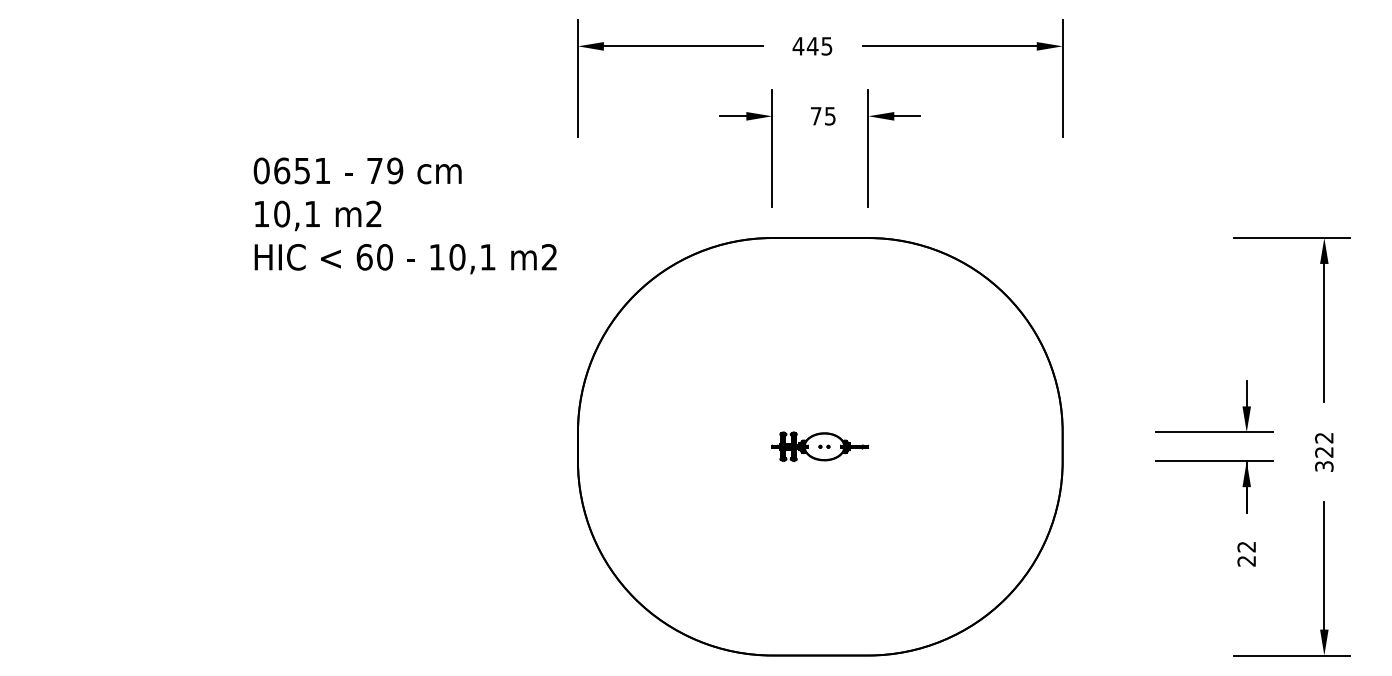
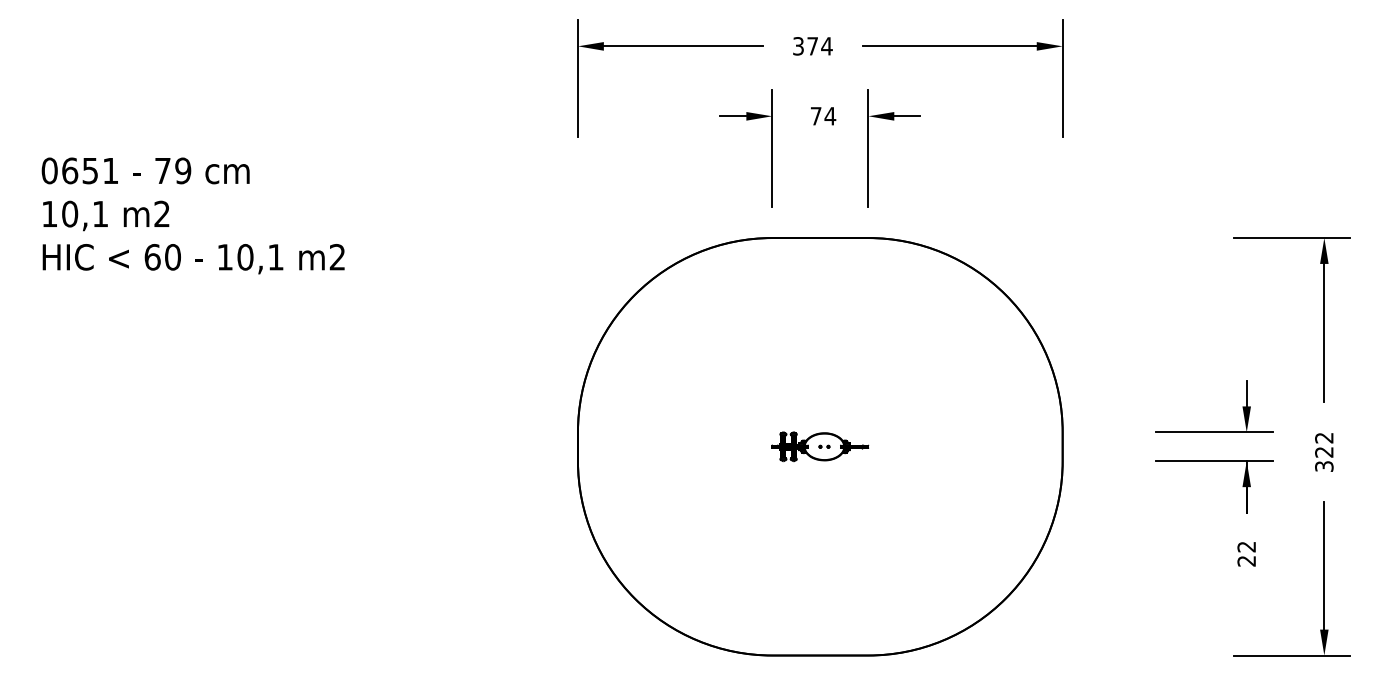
text: 445 -> 374 (812, 46)
text: 75 -> 74 (830, 116)
text position: (404, 215) -> (192, 215) (192, 215)
